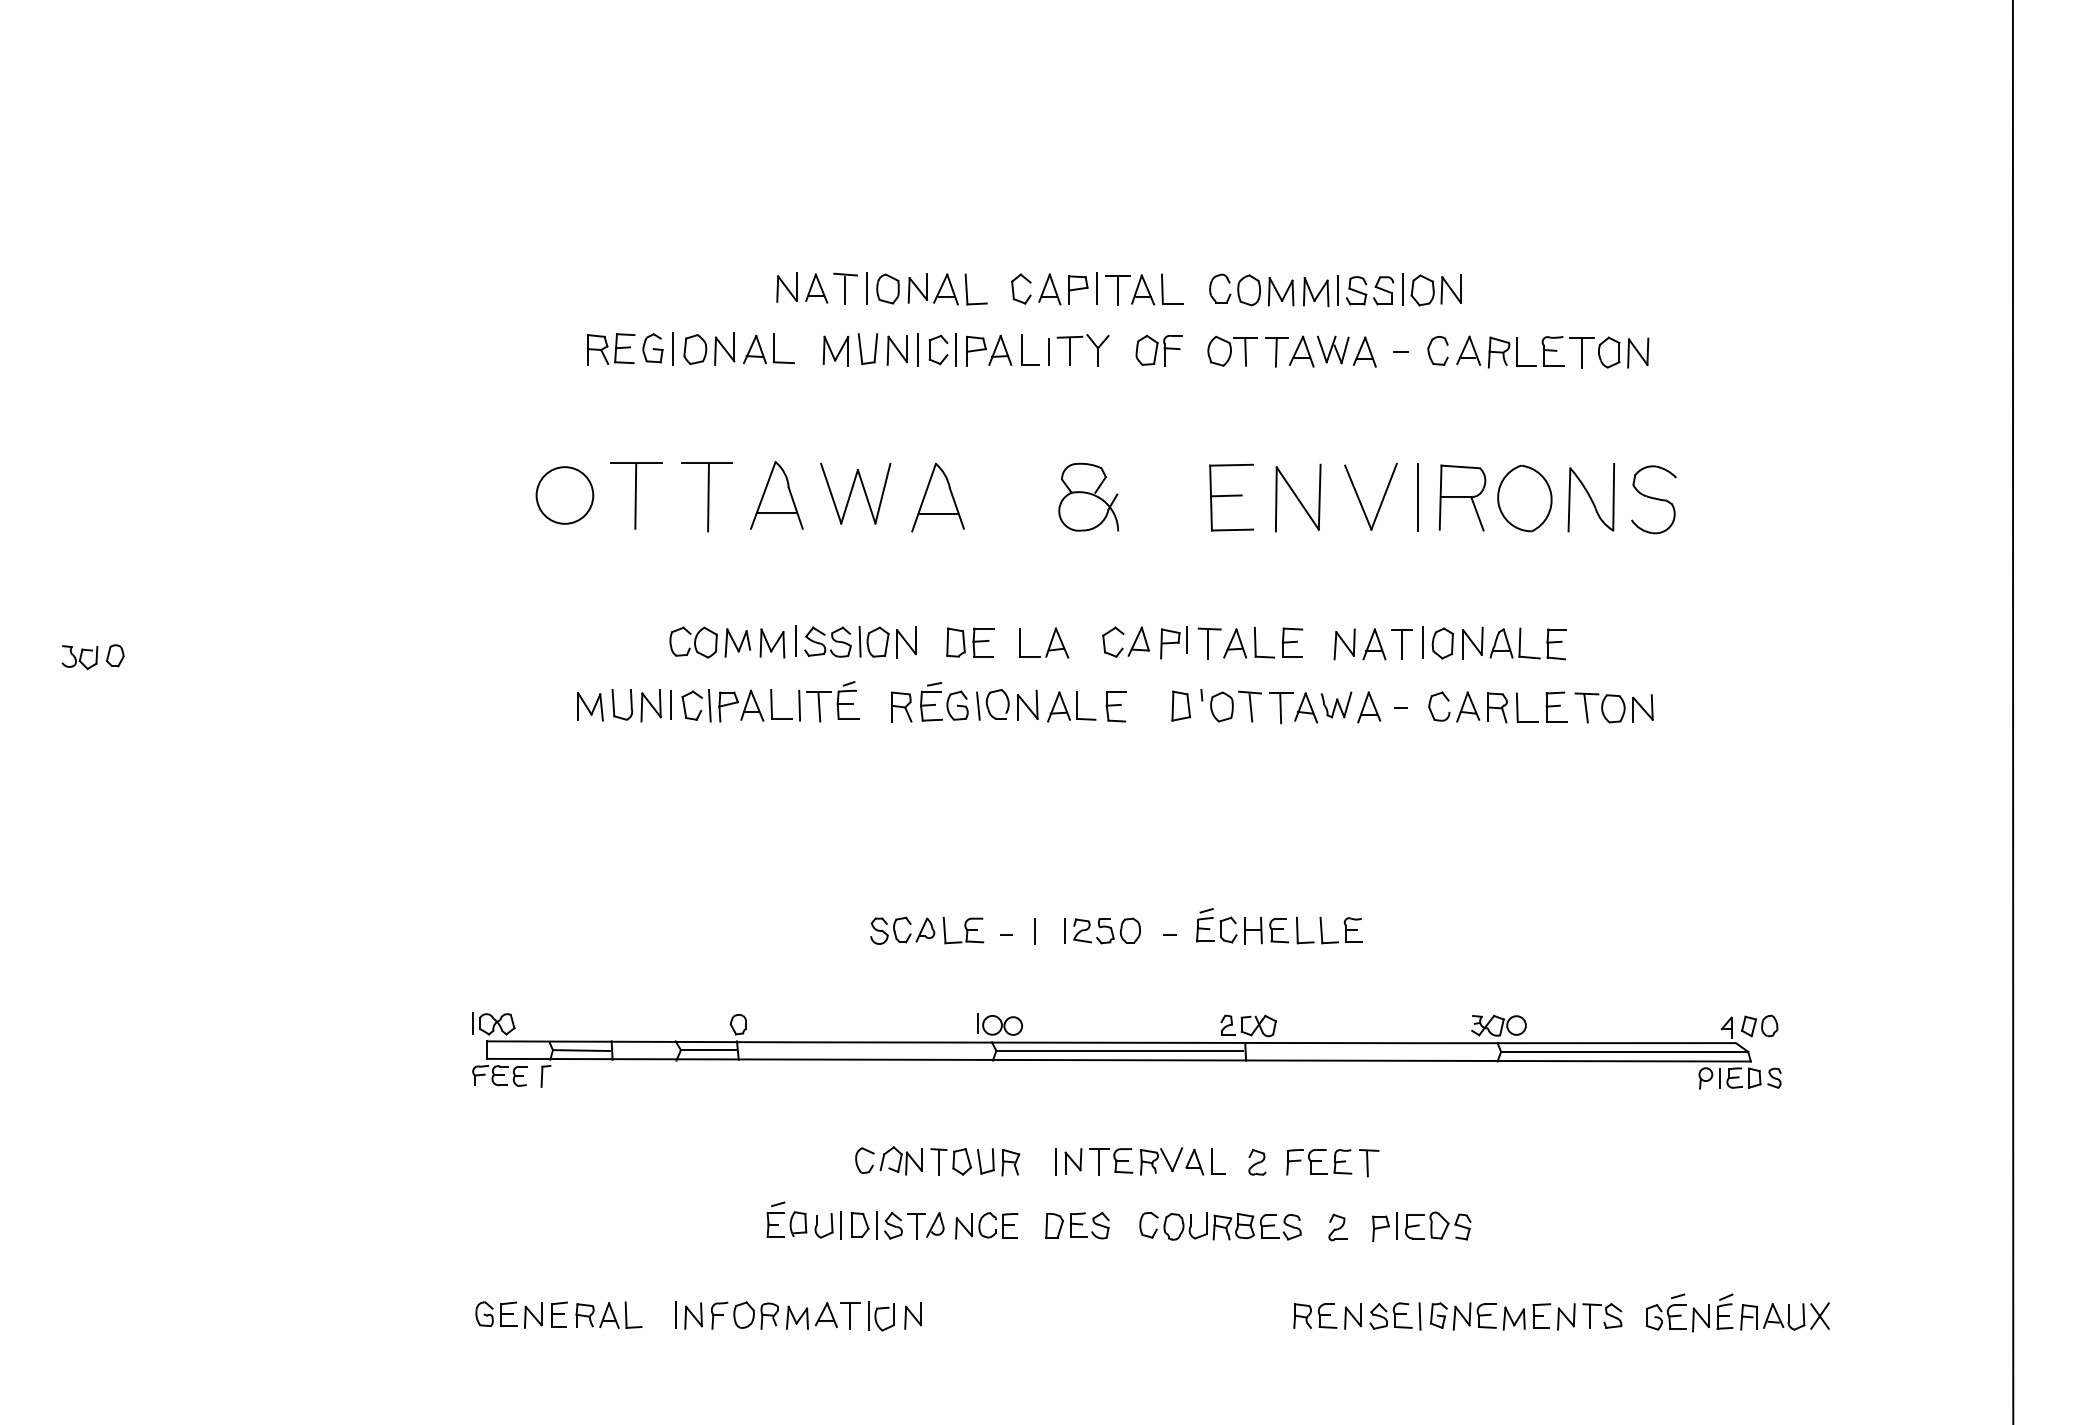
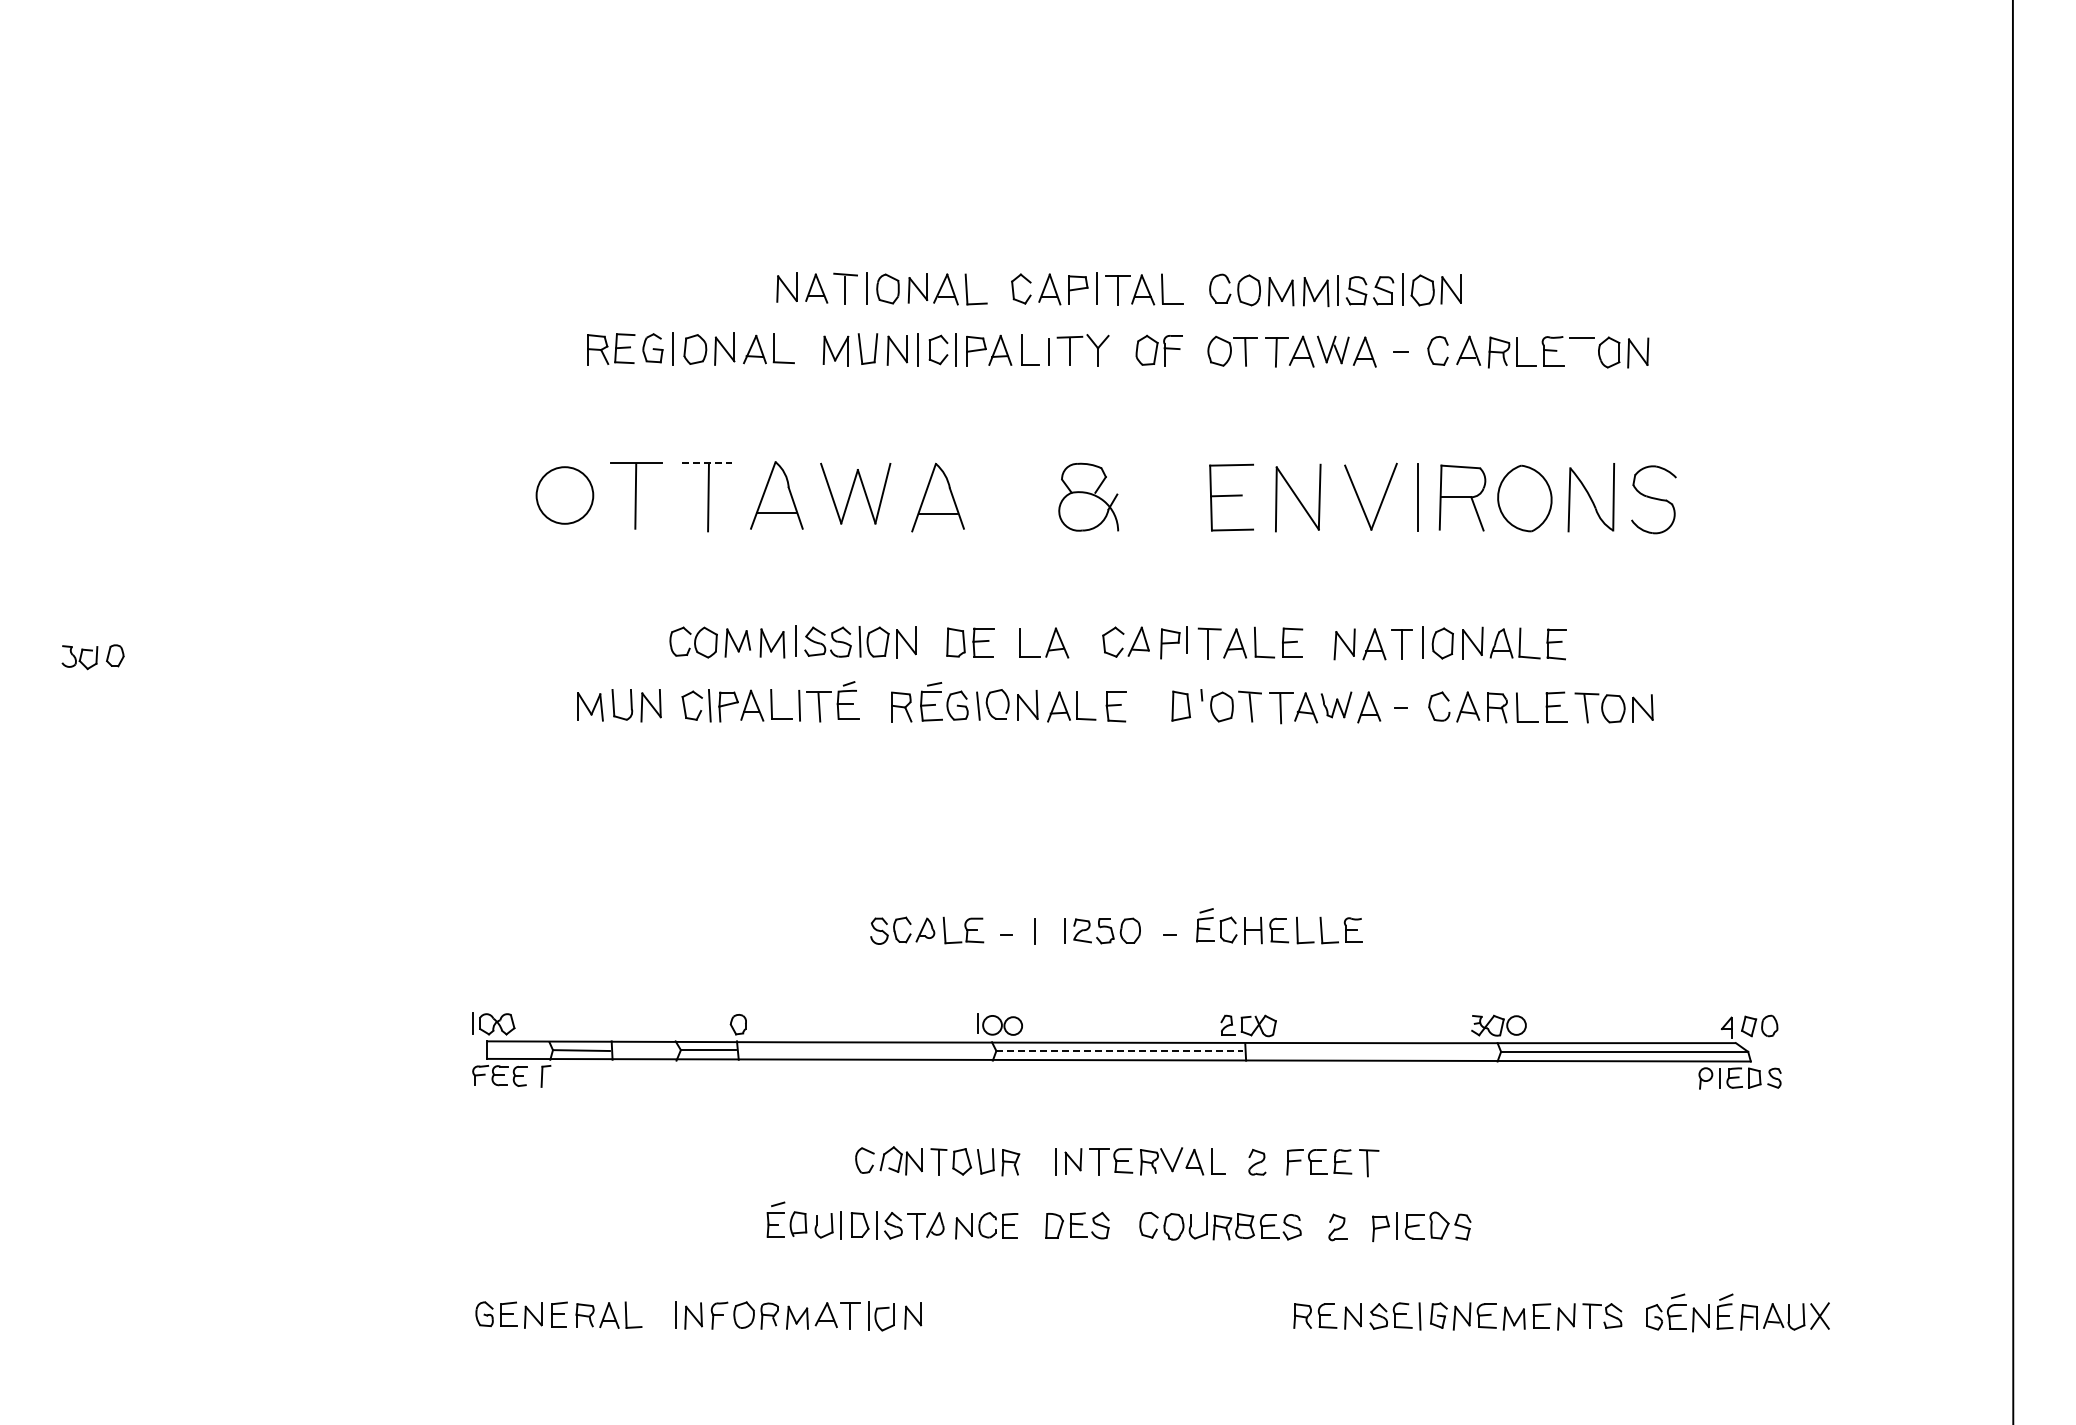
line: present -> none (1581, 353)
line: solid -> dashed (706, 463)
line: present -> none (671, 704)
line: solid -> dashed (1119, 1051)
